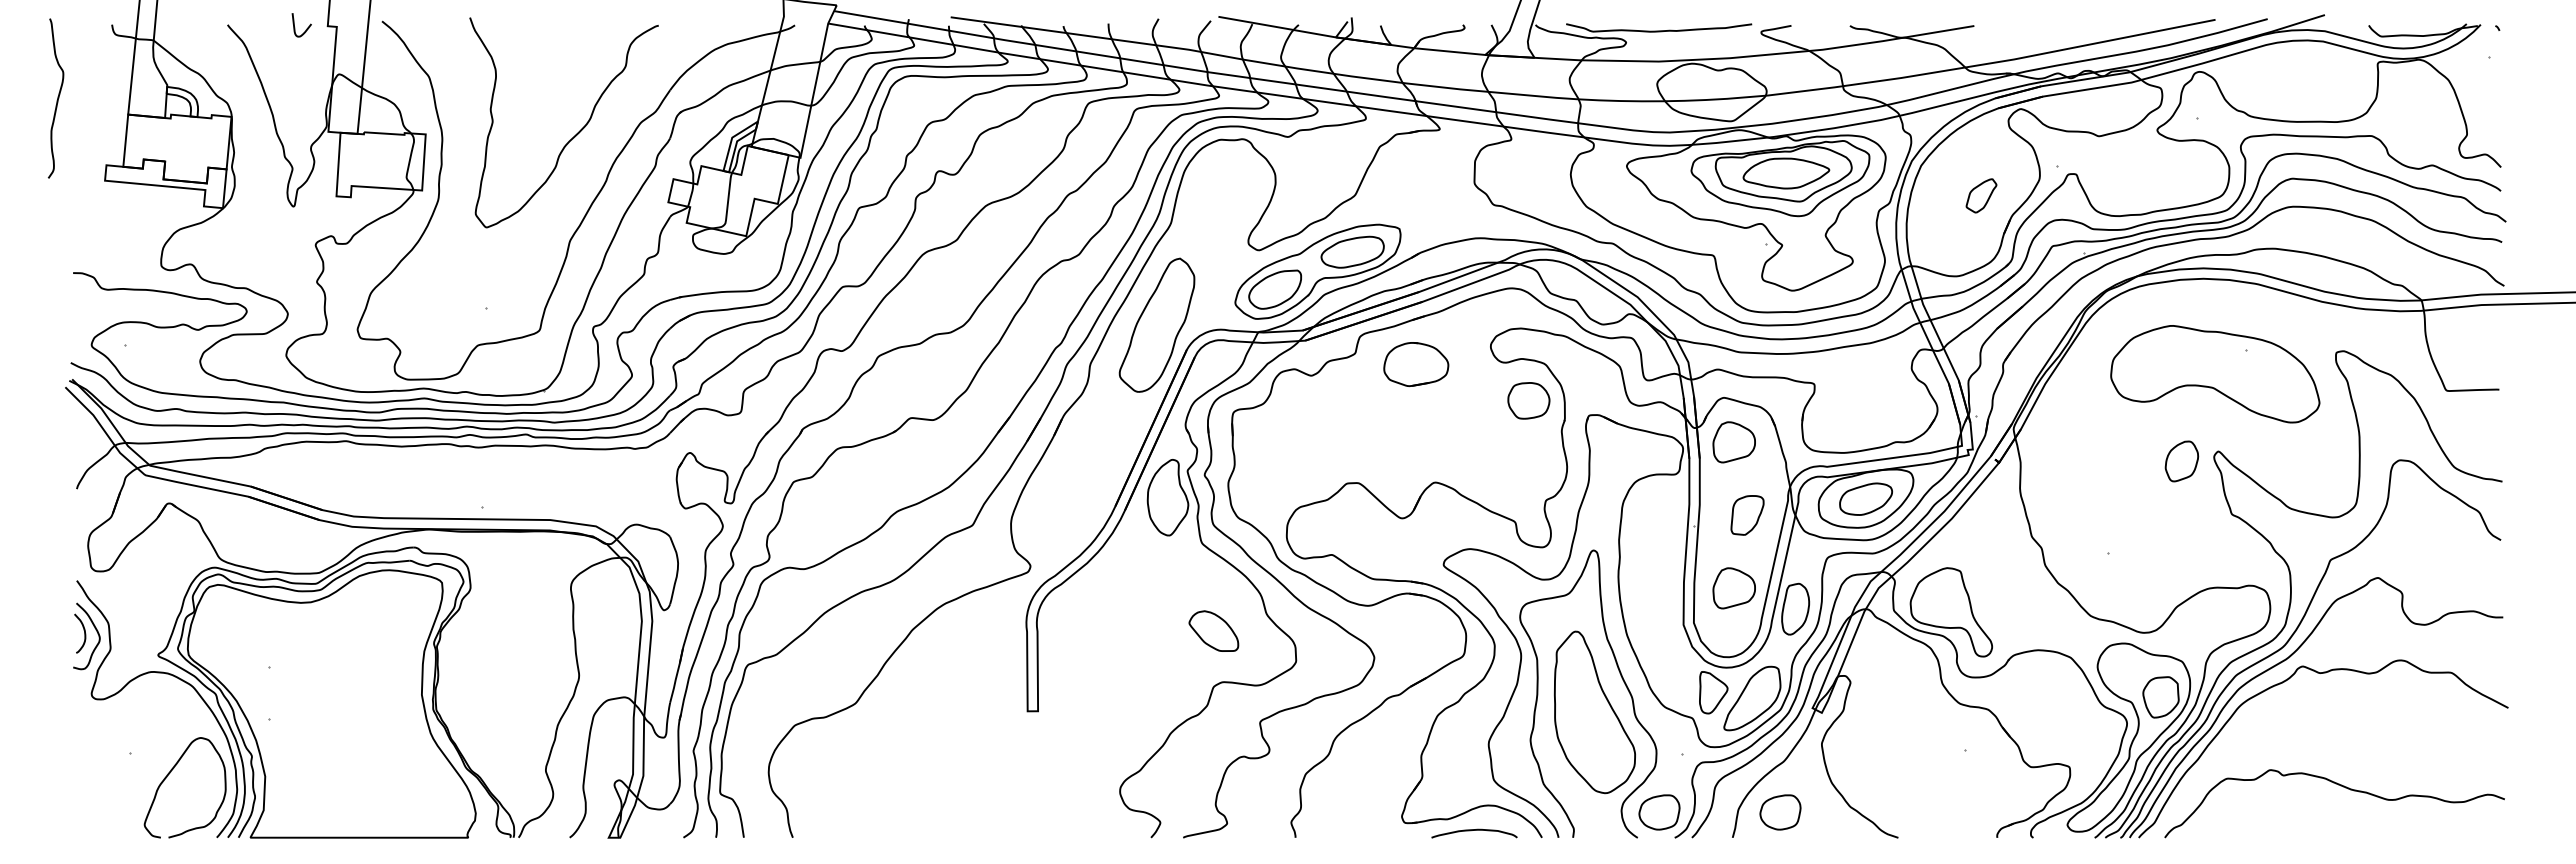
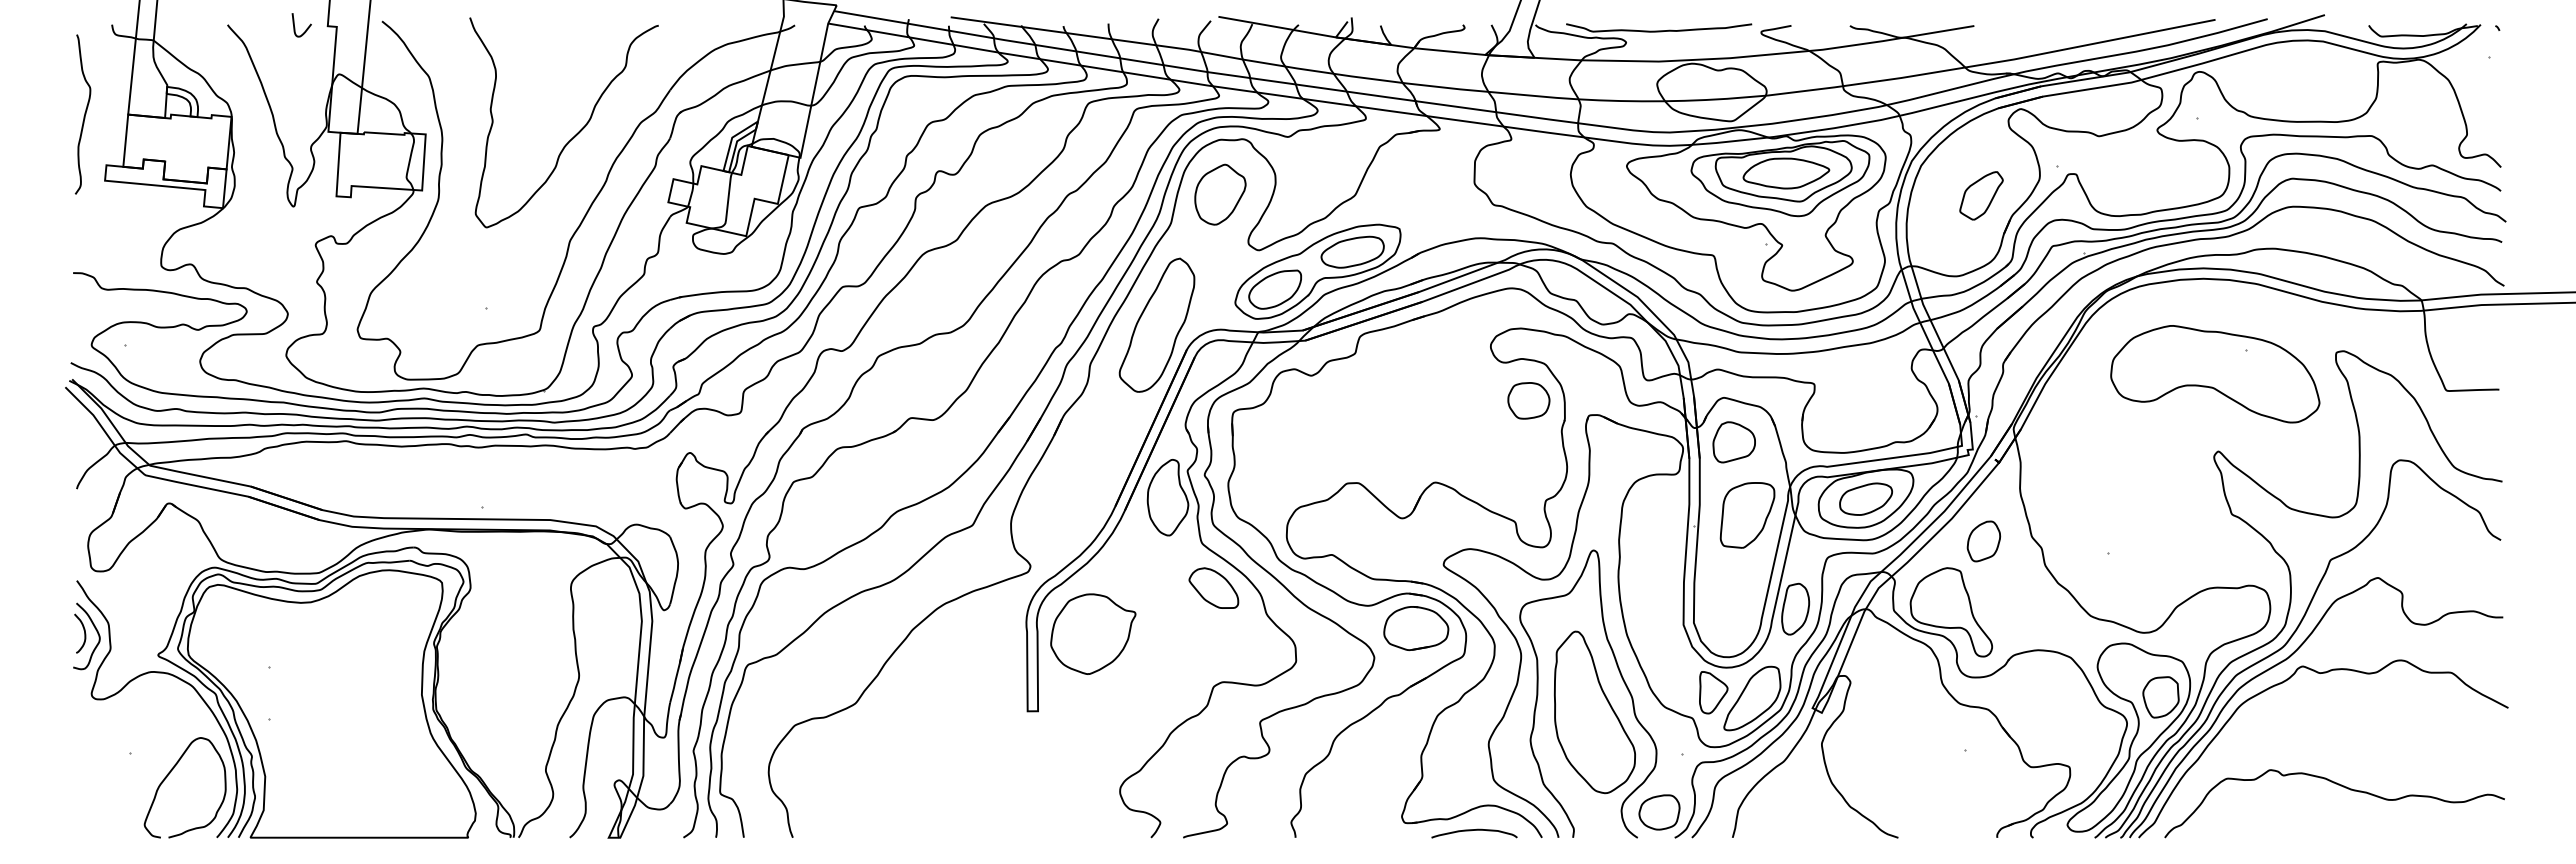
curve position: (57, 98) -> (84, 114) (84, 114)
part: none -> present (1220, 194)
part size: 33x36 px -> 45x50 px (1981, 195)
part position: (1416, 364) -> (1416, 628) (1416, 628)
part position: (2181, 461) -> (1983, 541) (1983, 541)
part size: 35x41 px -> 57x67 px (1747, 515)
part: present -> none (1733, 588)
part position: (1213, 630) -> (1213, 587) (1213, 587)
part: none -> present (1093, 633)
part: present -> none (1780, 812)
